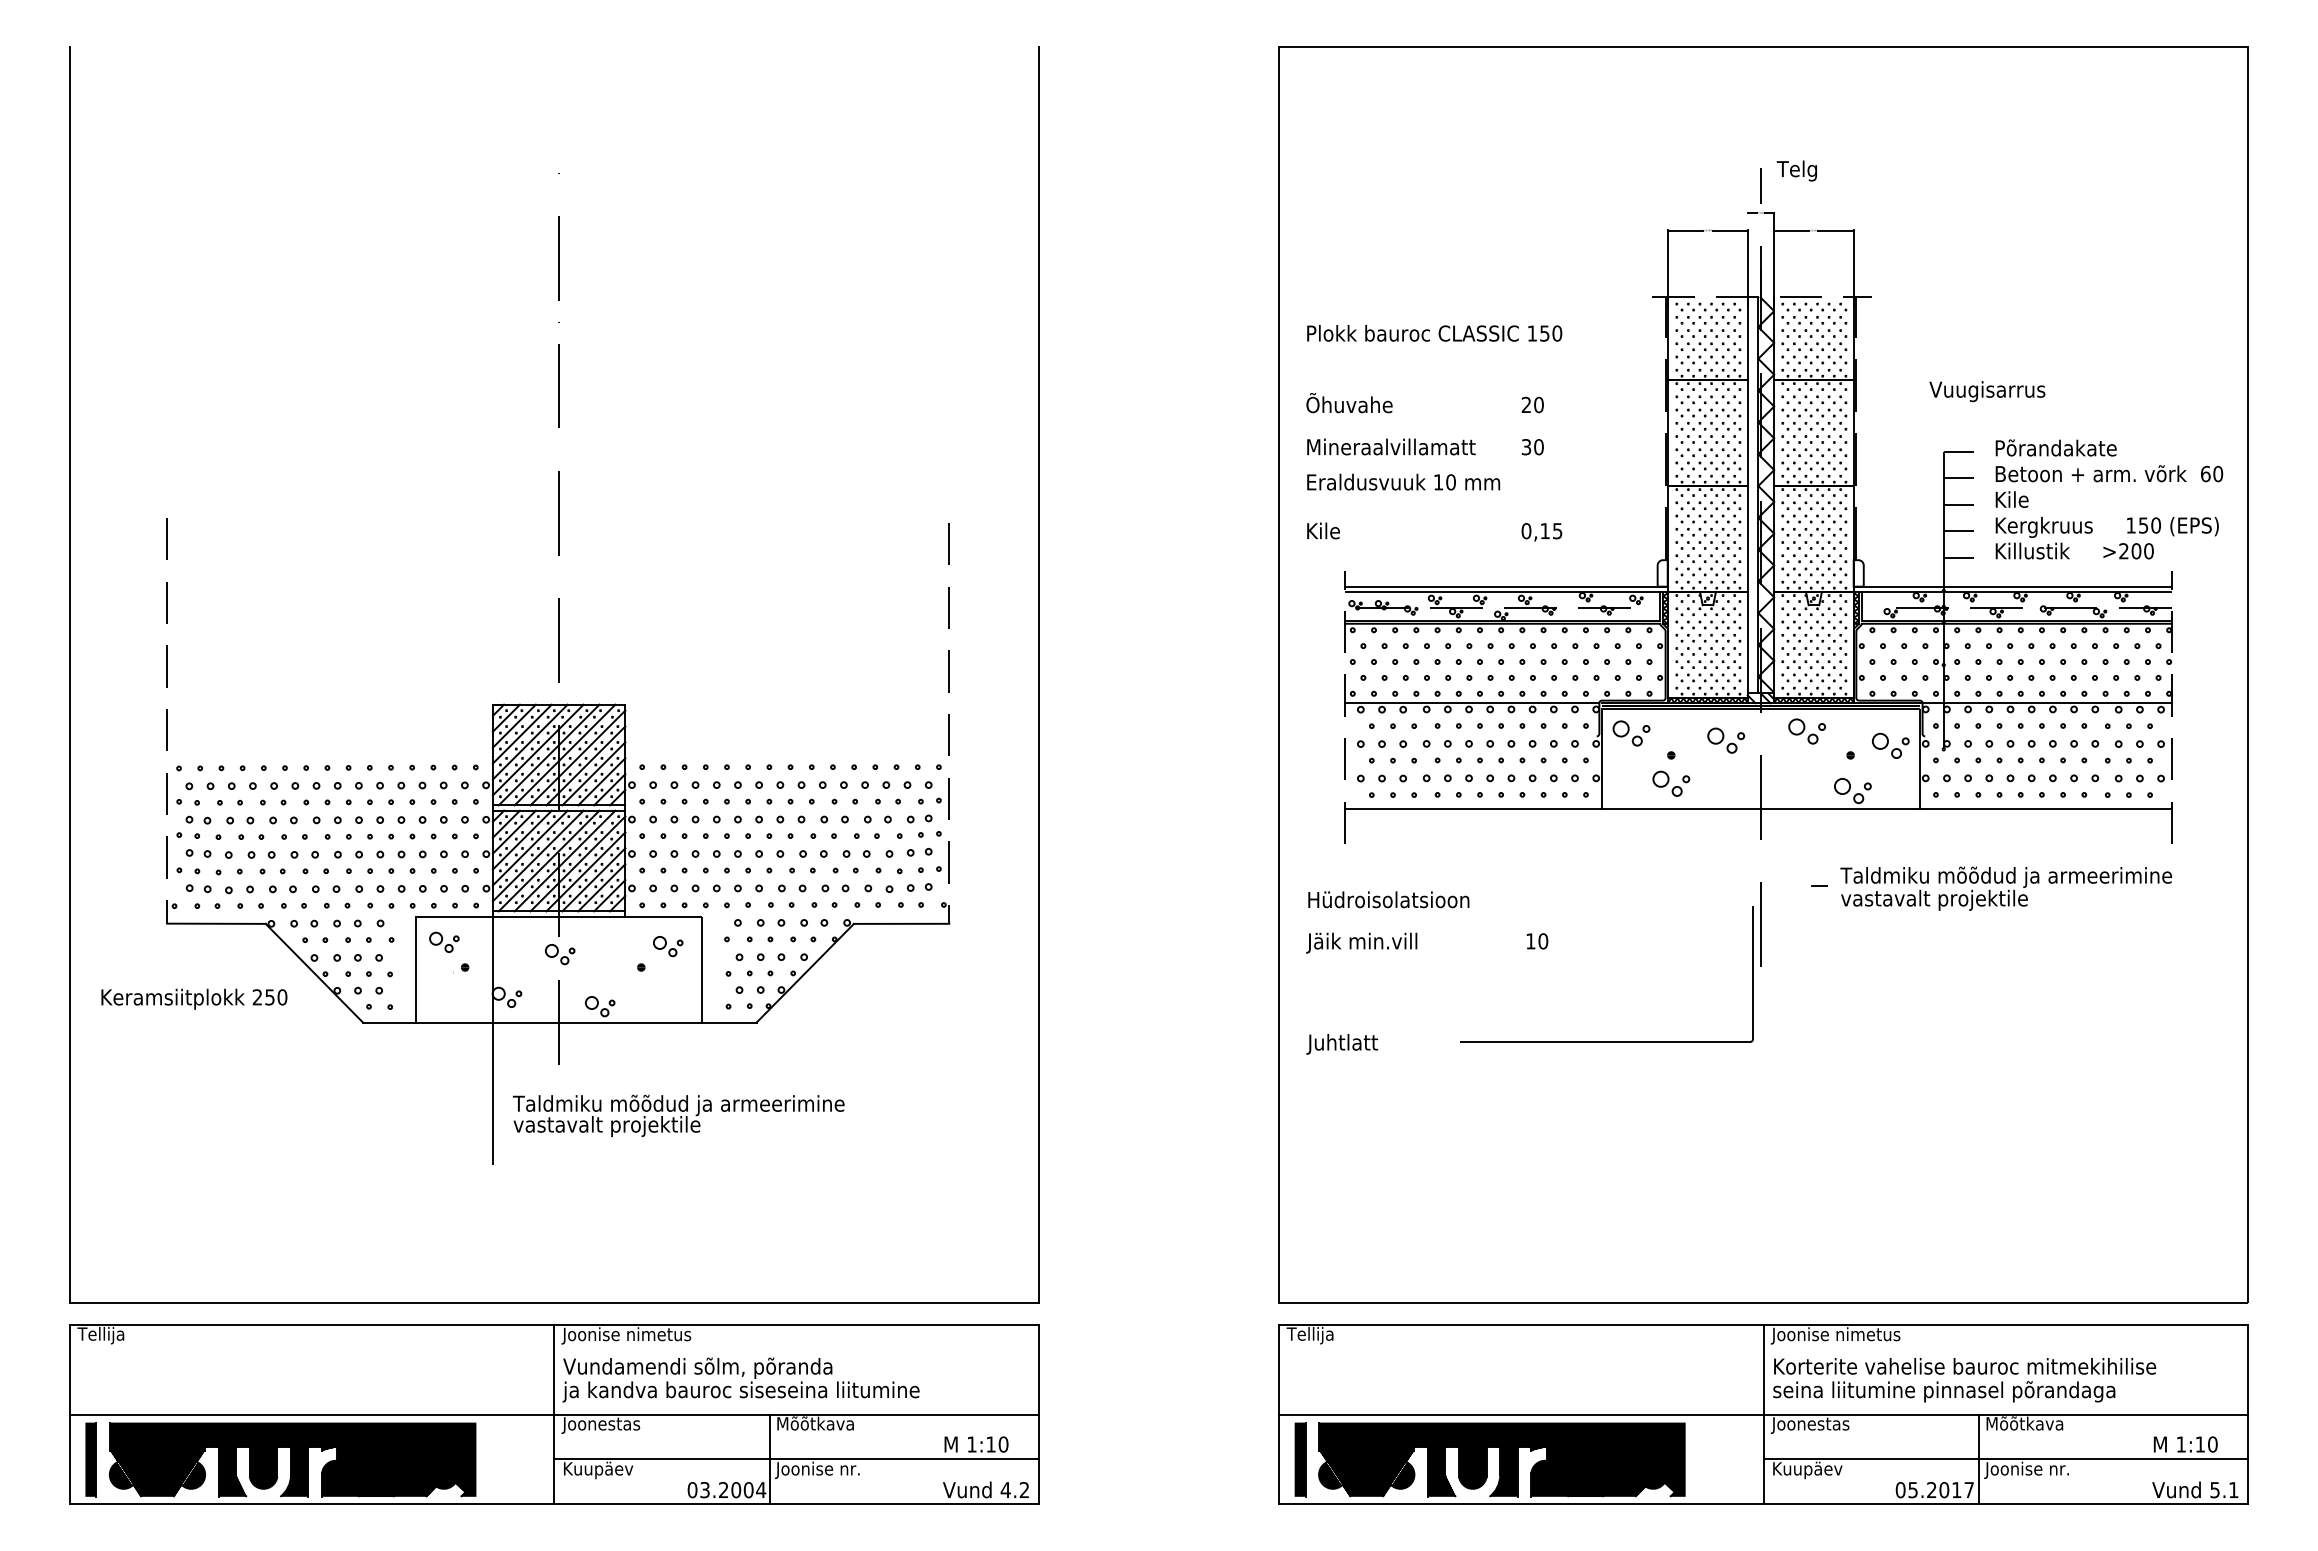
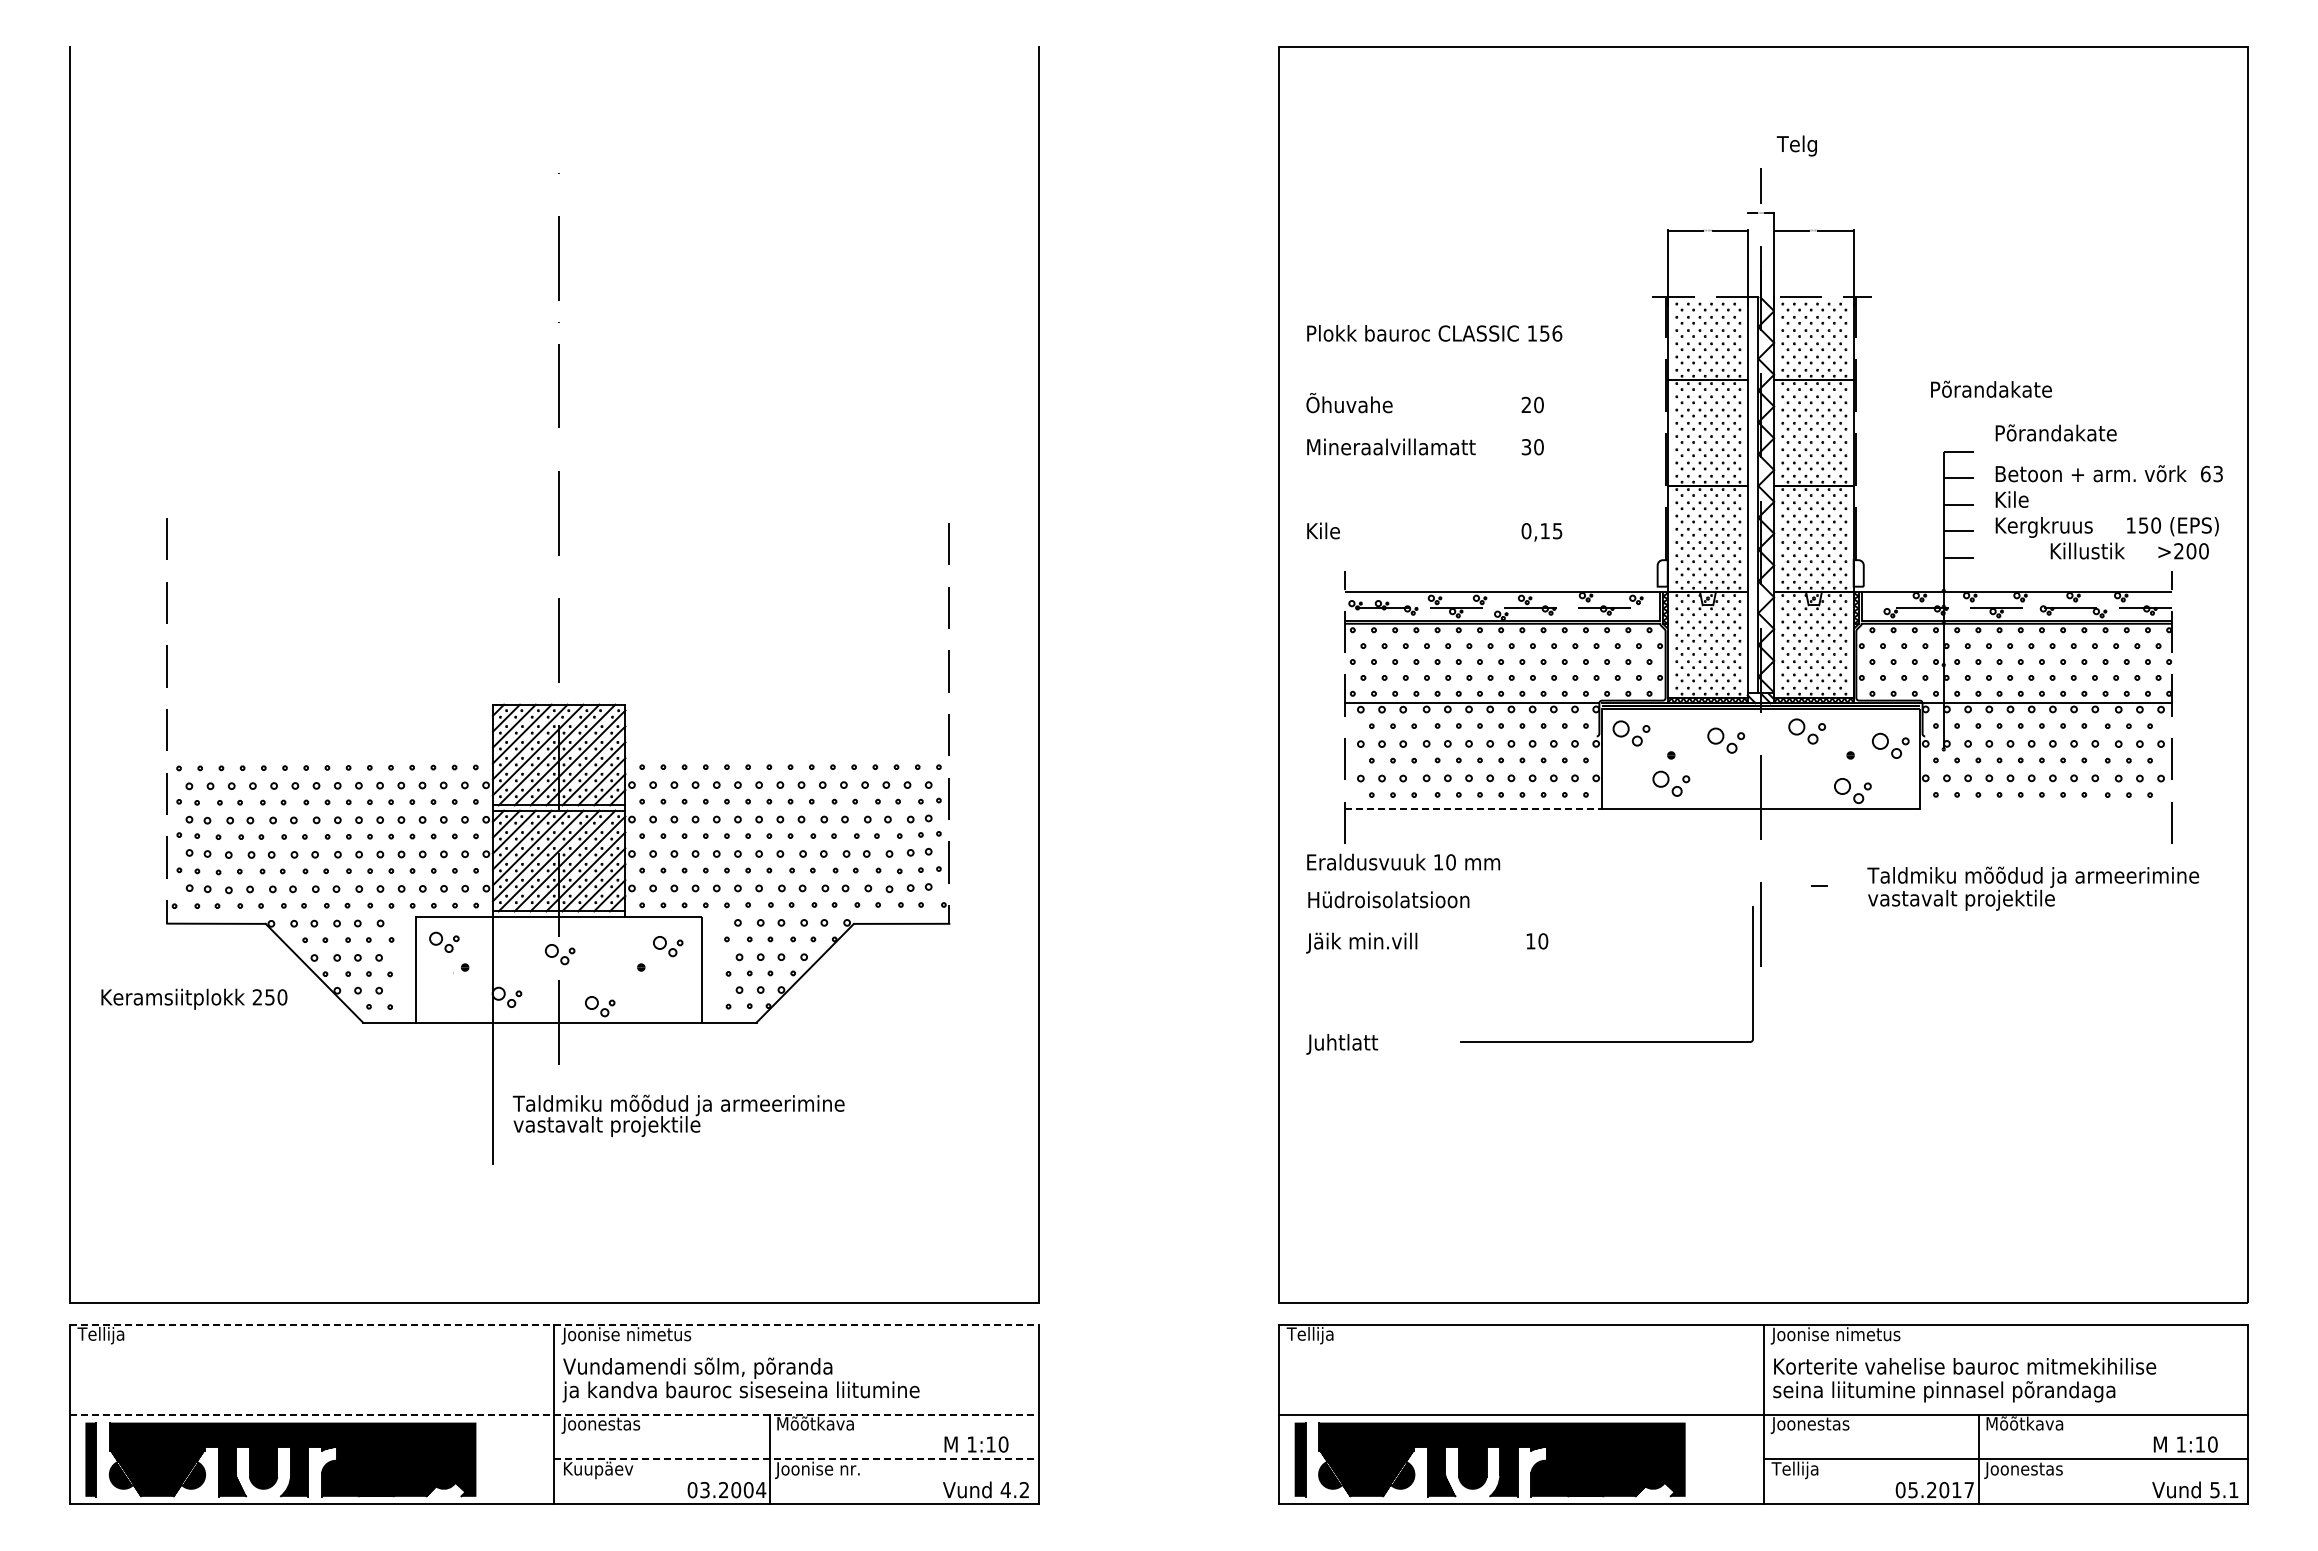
text position: (1796, 170) -> (1796, 145) (1796, 145)
text: 150 -> 156 (1557, 333)
text: Vuugisarrus -> Põrandakate (1990, 391)
text position: (2055, 447) -> (2055, 432) (2055, 432)
text: 60 -> 63 (2218, 474)
text position: (1403, 481) -> (1403, 861) (1403, 861)
text position: (2074, 550) -> (2129, 550) (2129, 550)
line: present -> none (1506, 586)
line: present -> none (2012, 586)
line: solid -> dashed (1474, 809)
line: present -> none (2045, 809)
text position: (2006, 888) -> (2033, 888) (2033, 888)
line: solid -> dashed (554, 1324)
line: solid -> dashed (554, 1414)
line: solid -> dashed (797, 1459)
text: Joonise nr. -> Joonestas (2044, 1468)
text: Kuupäev -> Tellija (1806, 1470)
